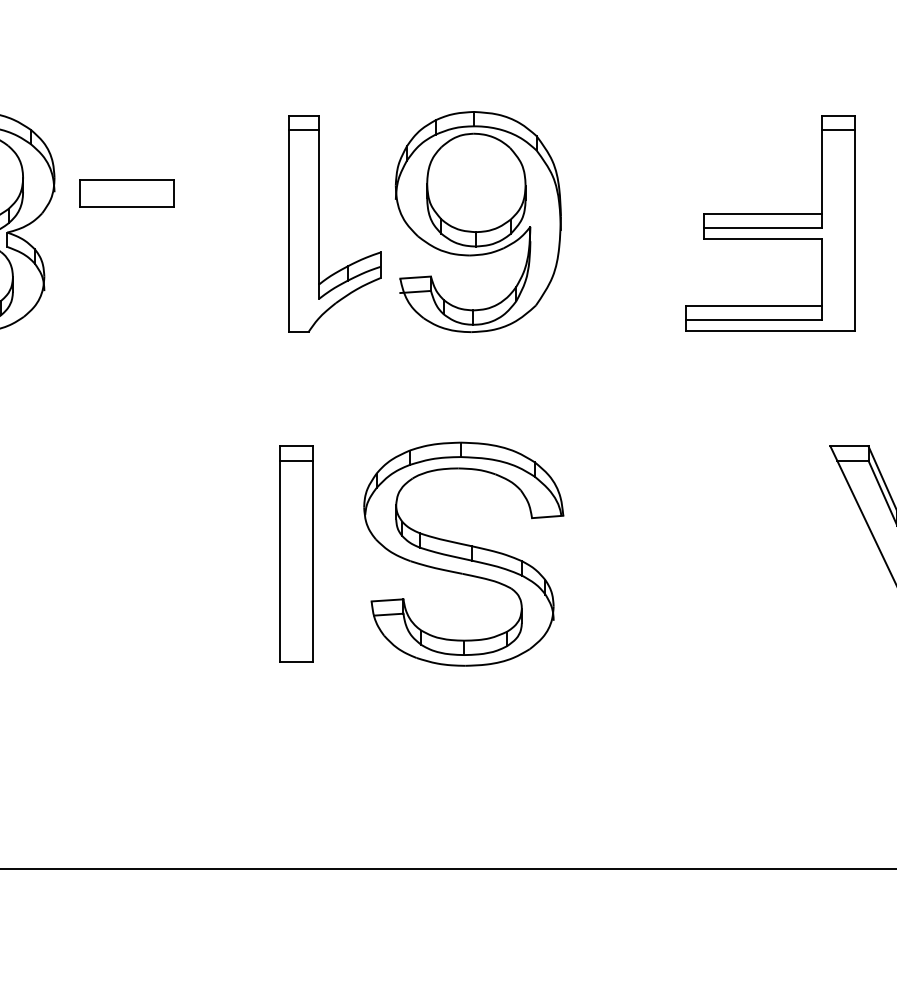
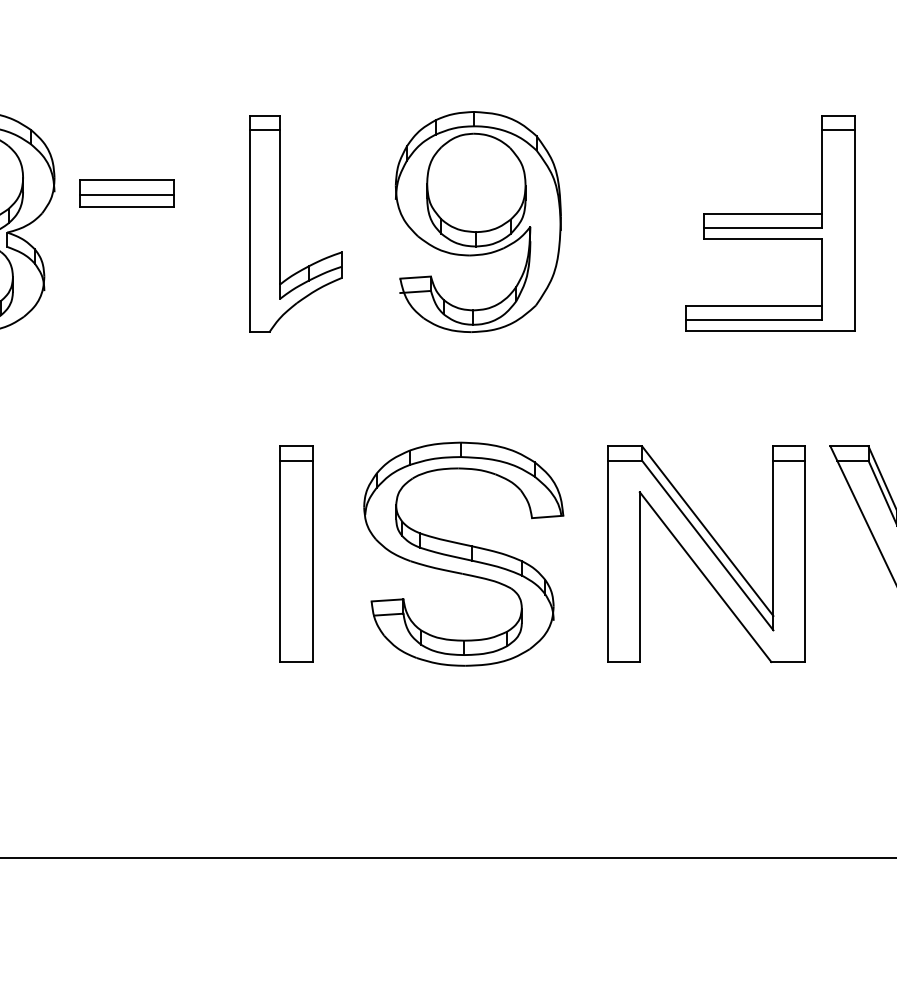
line: none -> present (126, 194)
part position: (319, 223) -> (280, 223) (280, 223)
part: none -> present (706, 554)
line position: (447, 868) -> (447, 857) (447, 857)
